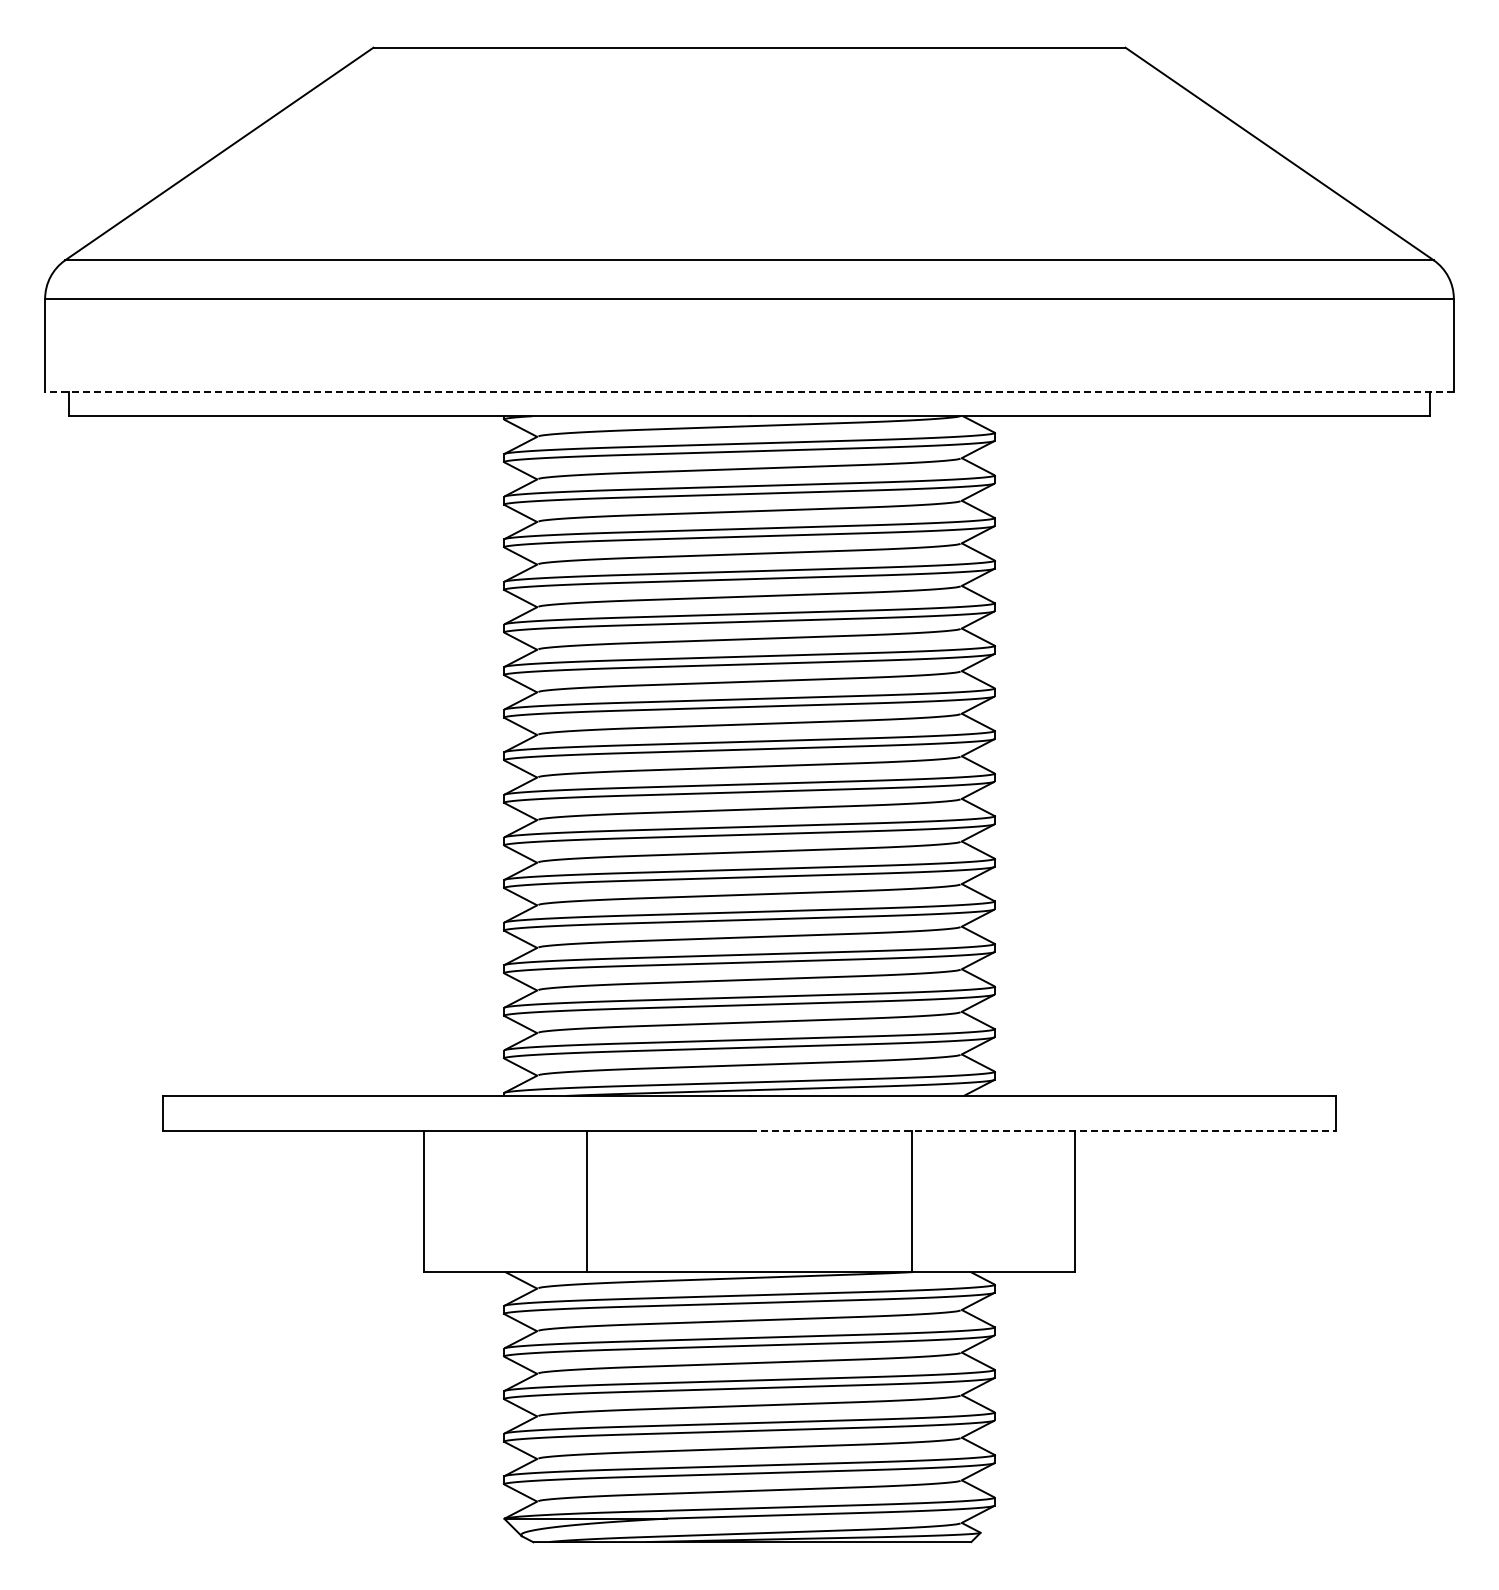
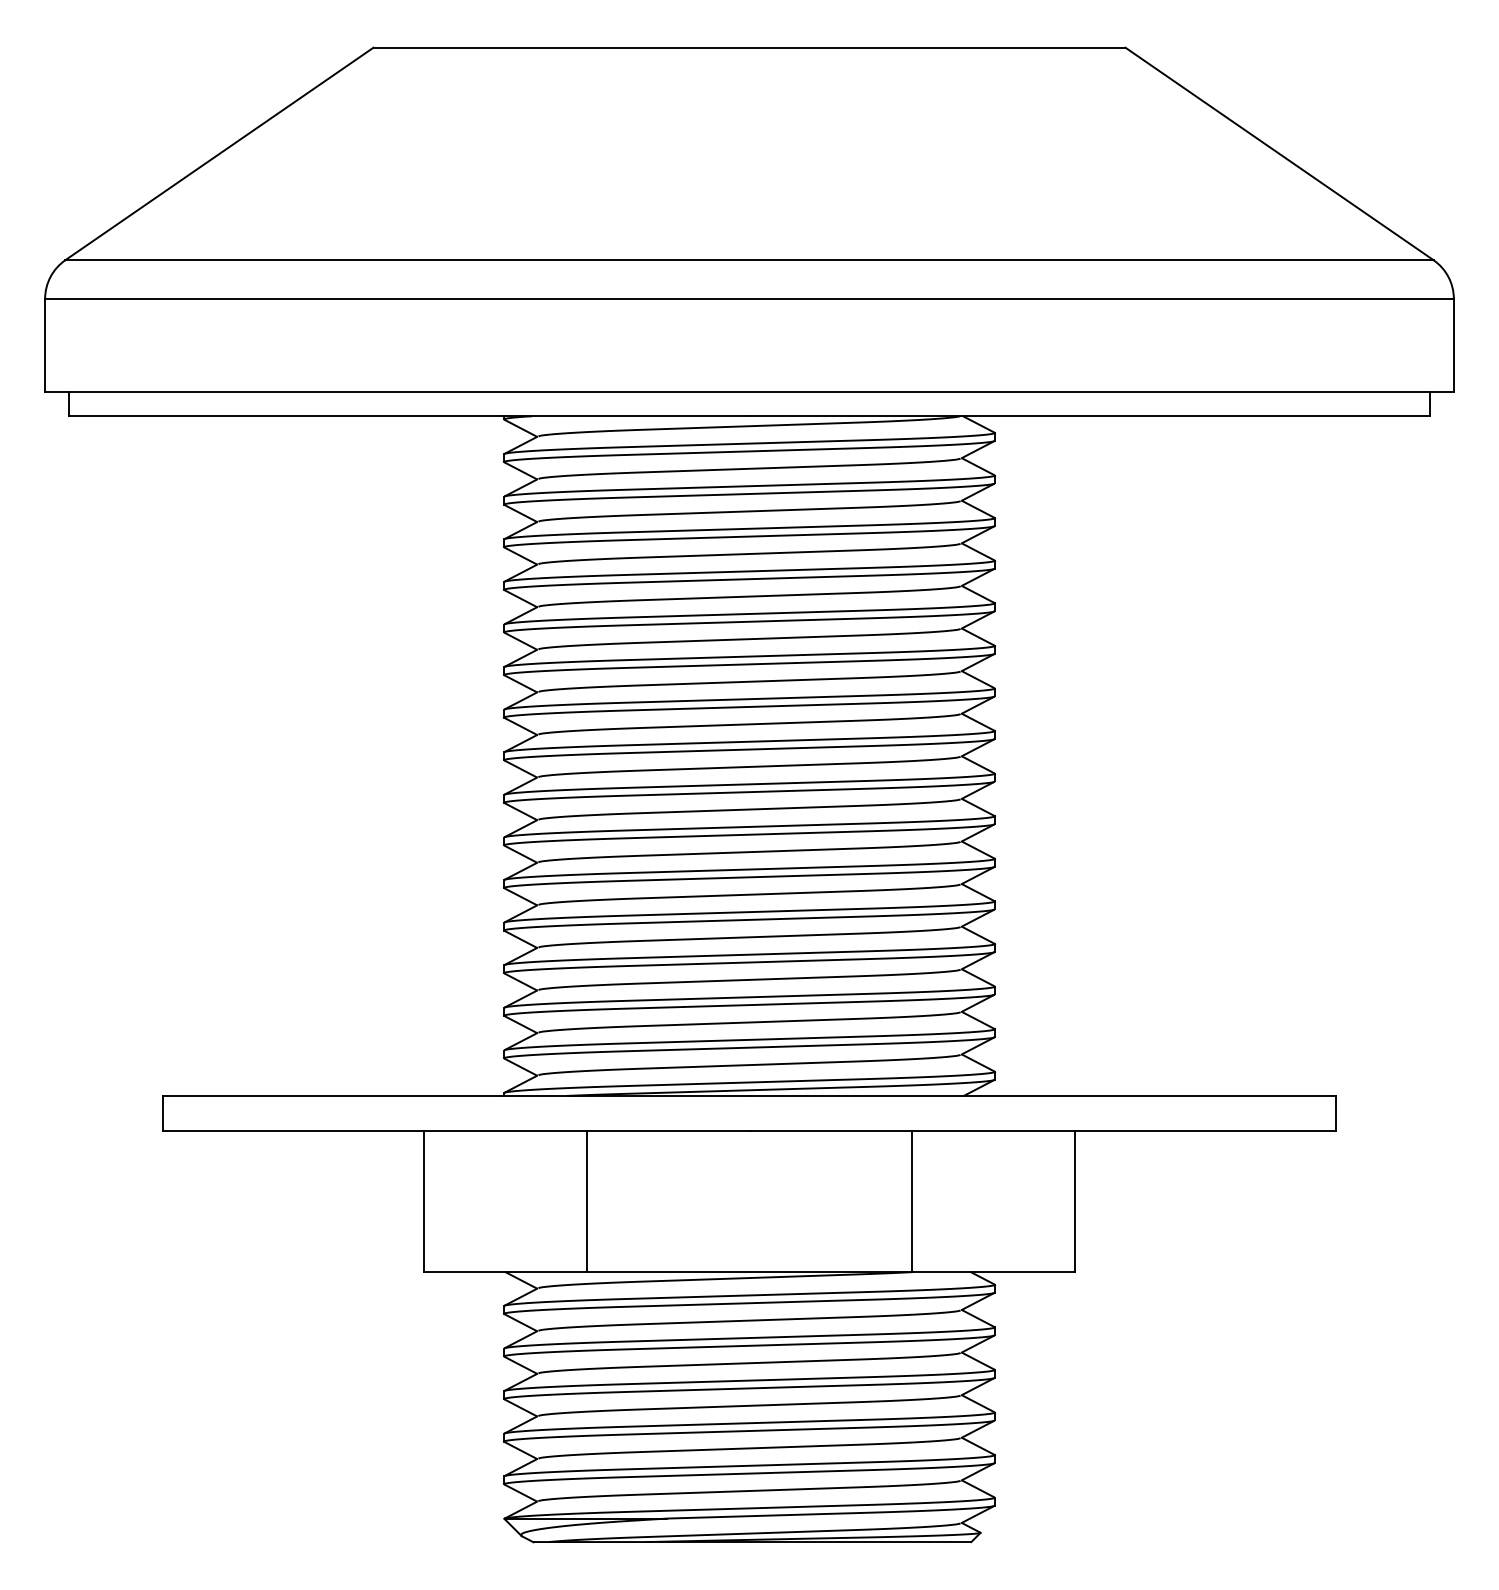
line: dashed -> solid (749, 391)
line: dashed -> solid (1043, 1131)
